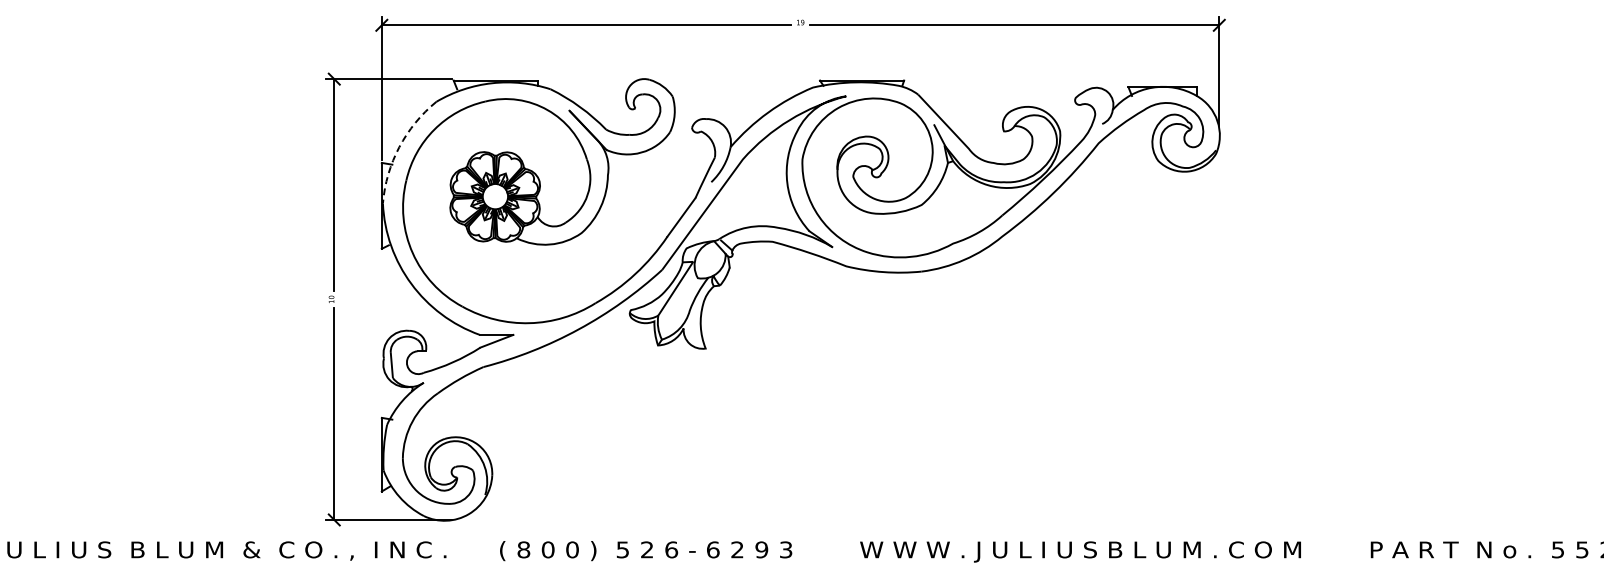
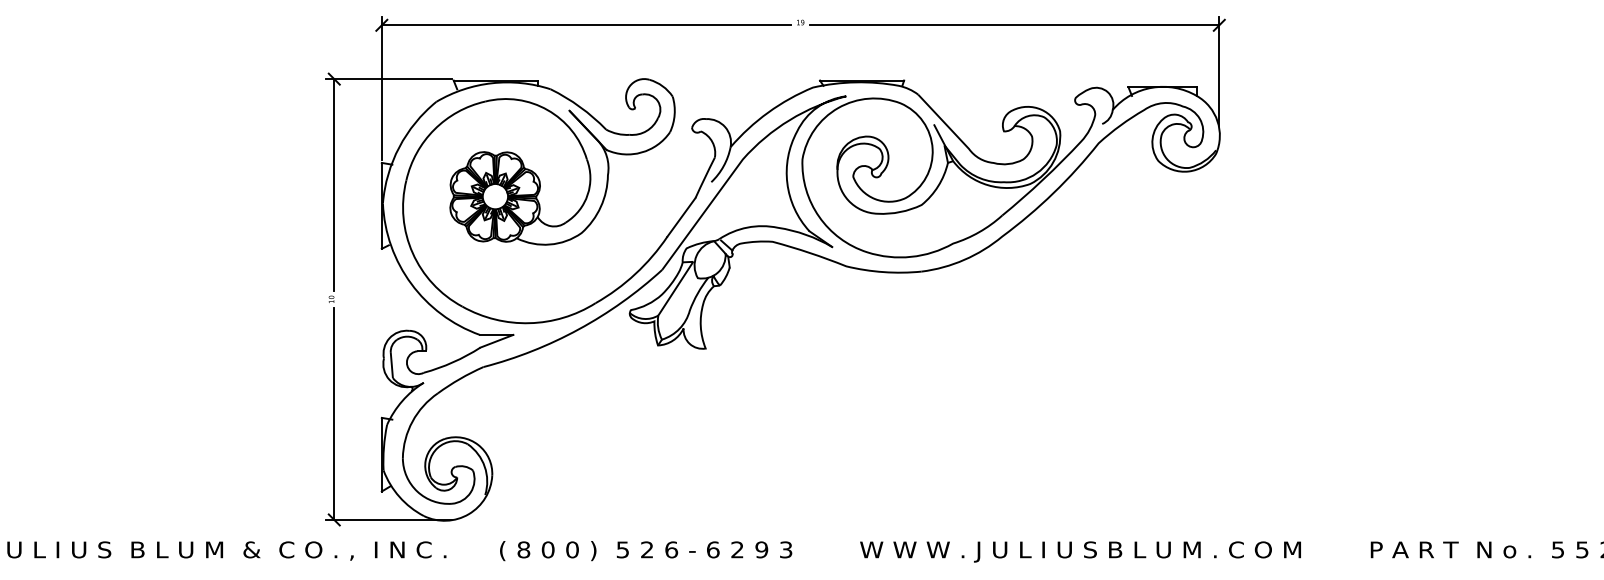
arc: dashed -> solid (399, 147)
